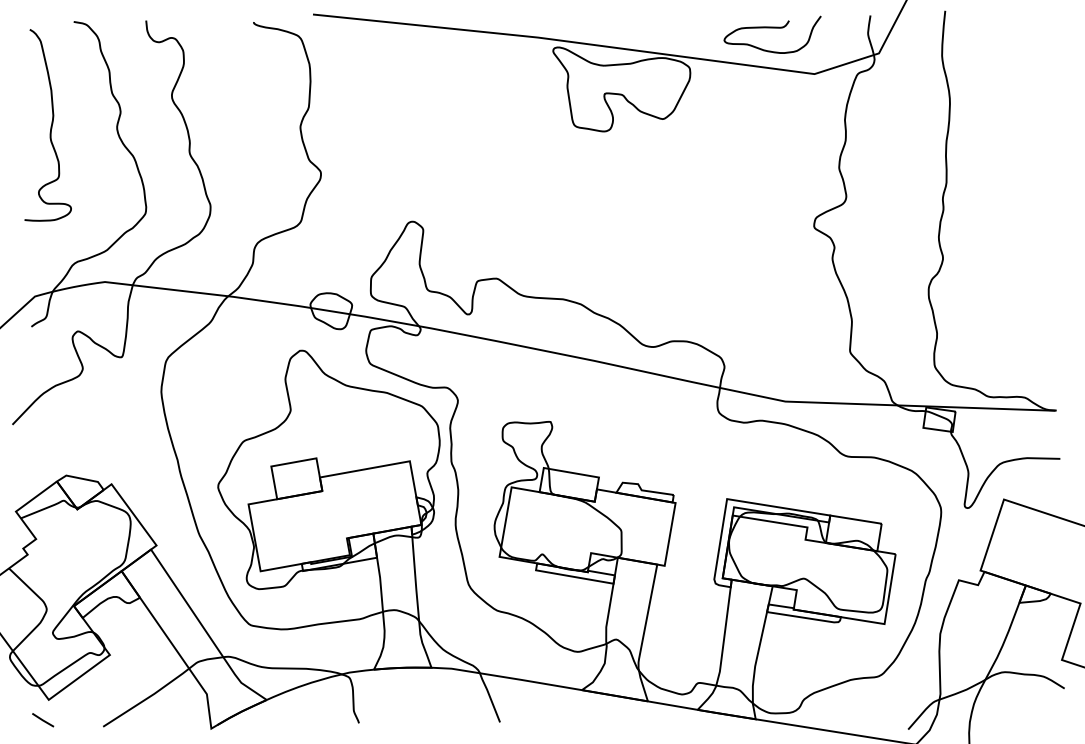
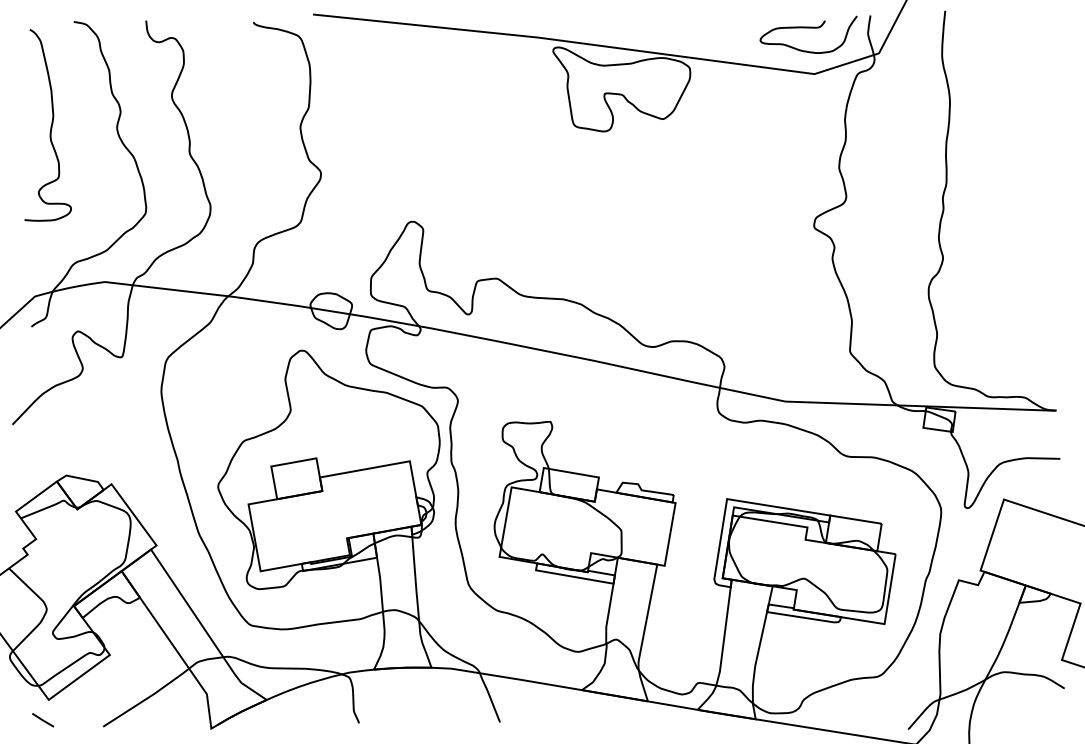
curve position: (772, 28) -> (808, 28) (808, 28)
